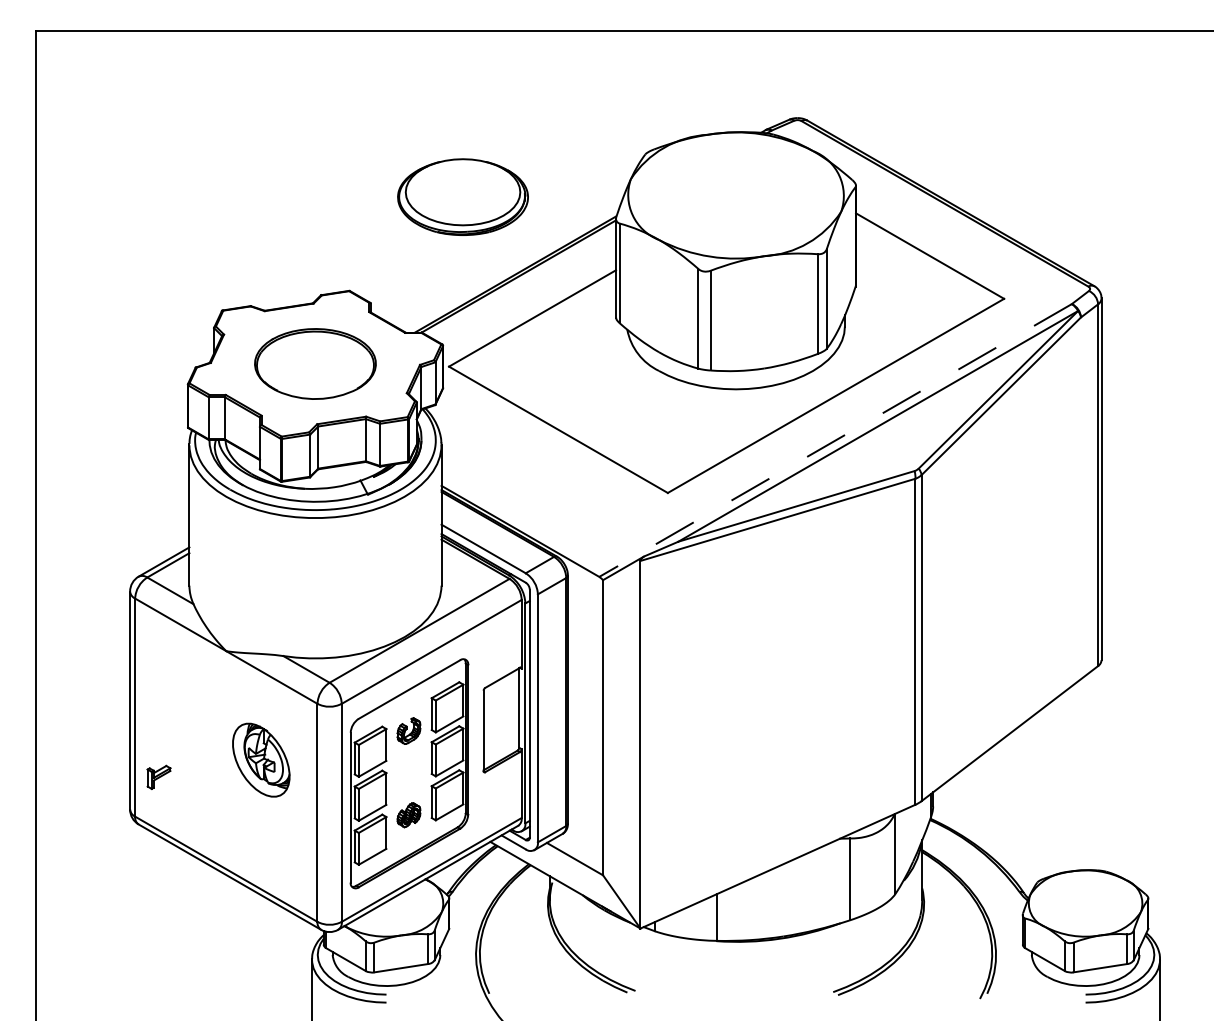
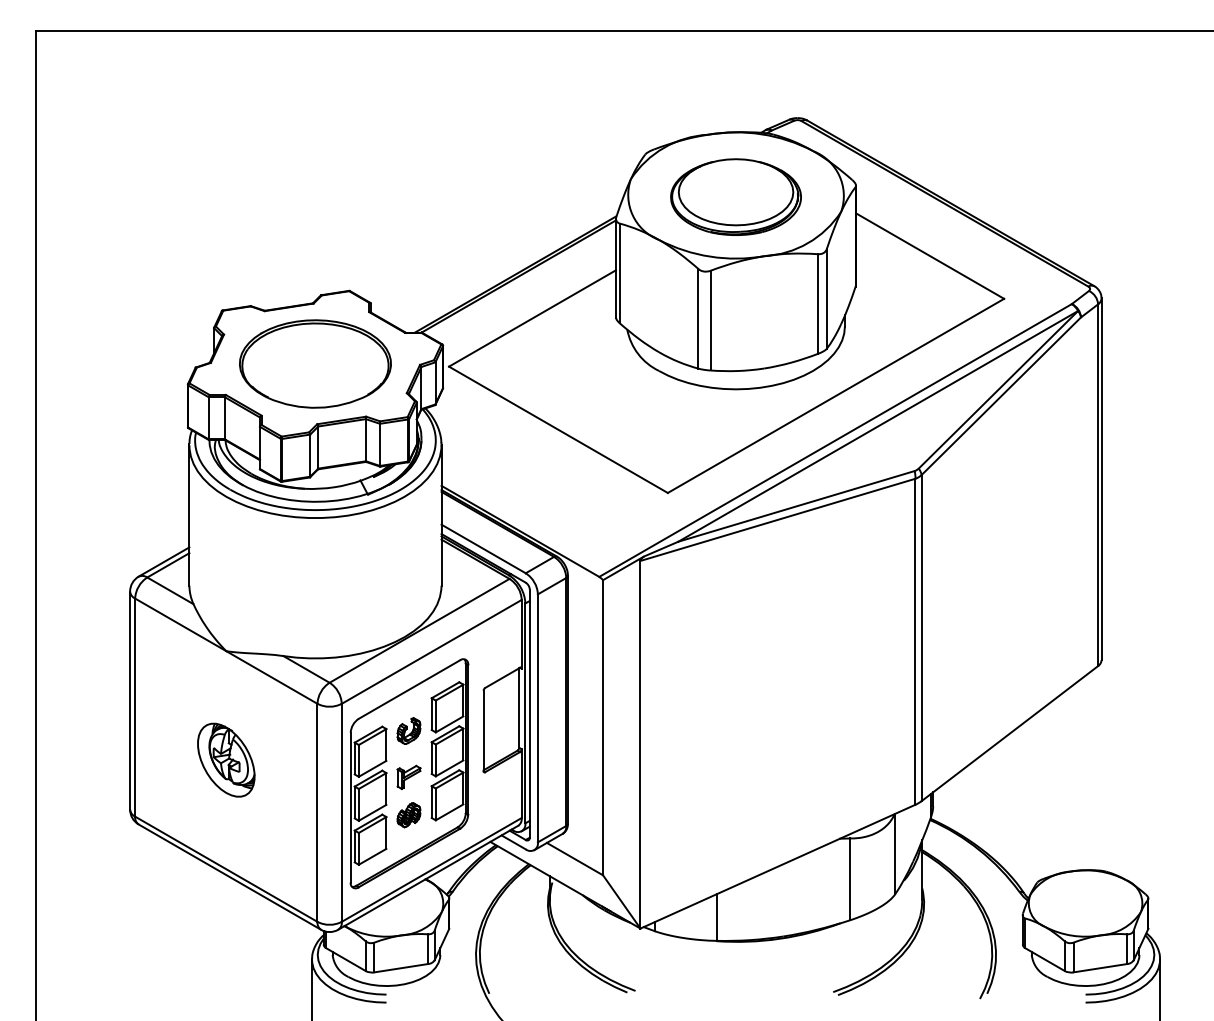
part position: (462, 196) -> (735, 196) (735, 196)
part size: 123x72 px -> 153x90 px (315, 363)
line: dashed -> solid (835, 440)
part position: (261, 759) -> (226, 759) (226, 759)
part position: (158, 776) -> (408, 776) (408, 776)
